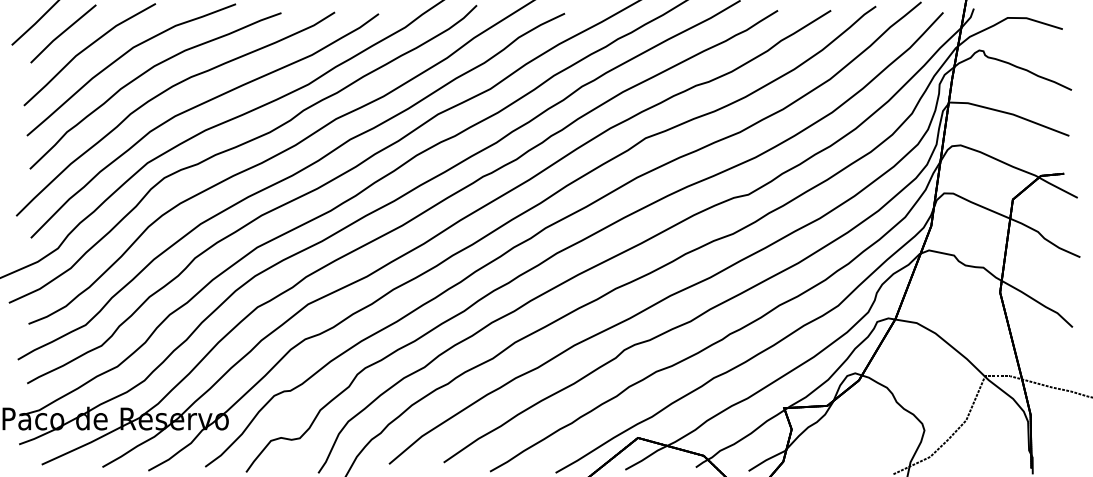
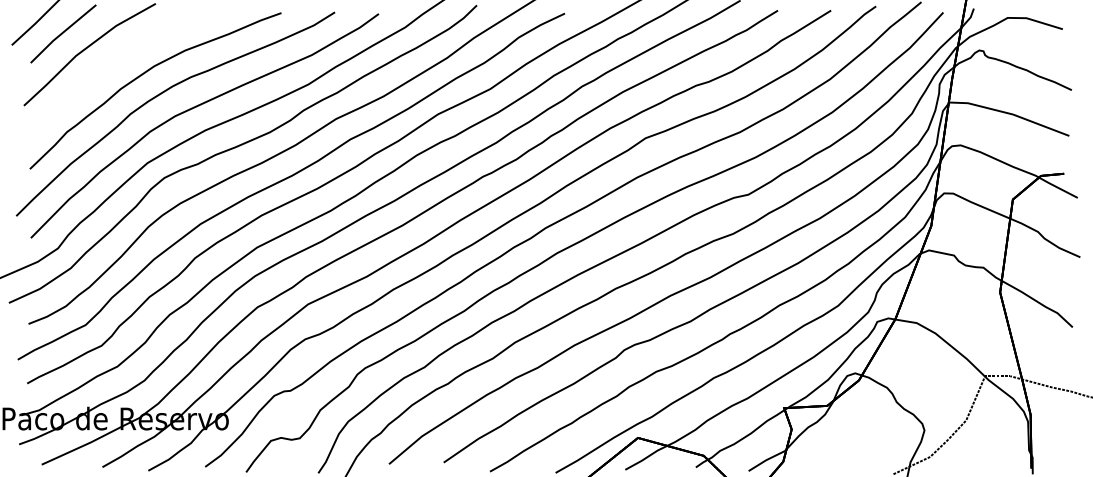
curve: present -> none (123, 56)
